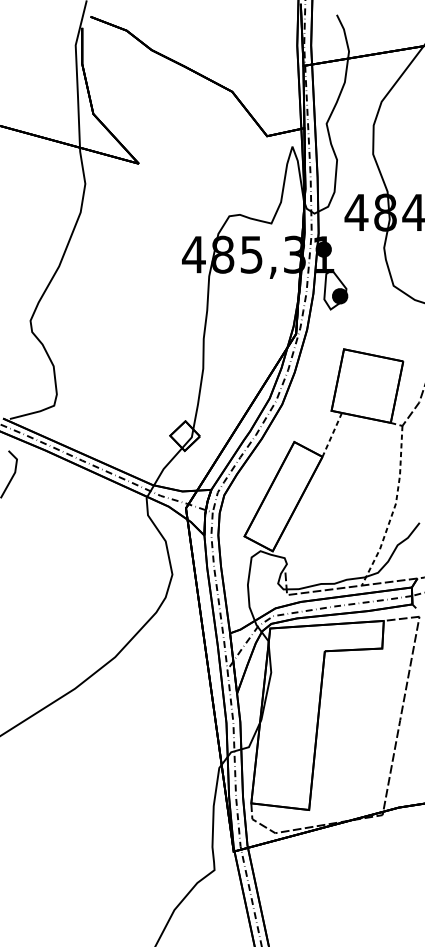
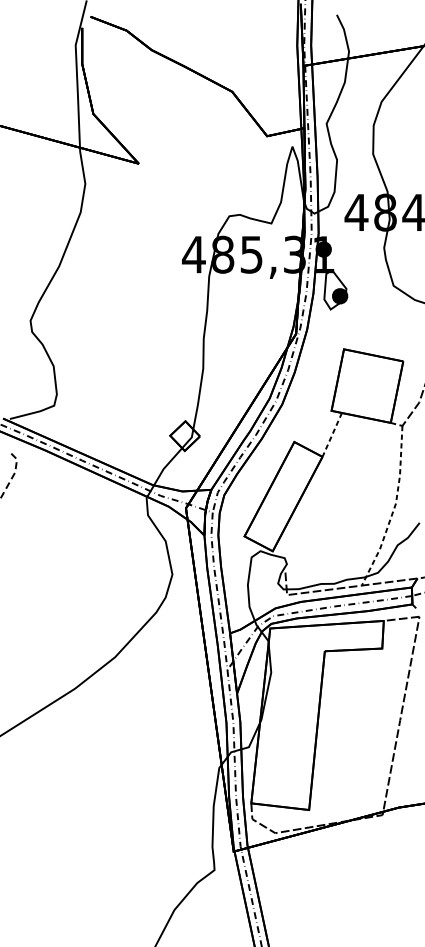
line: solid -> dashed (15, 472)
